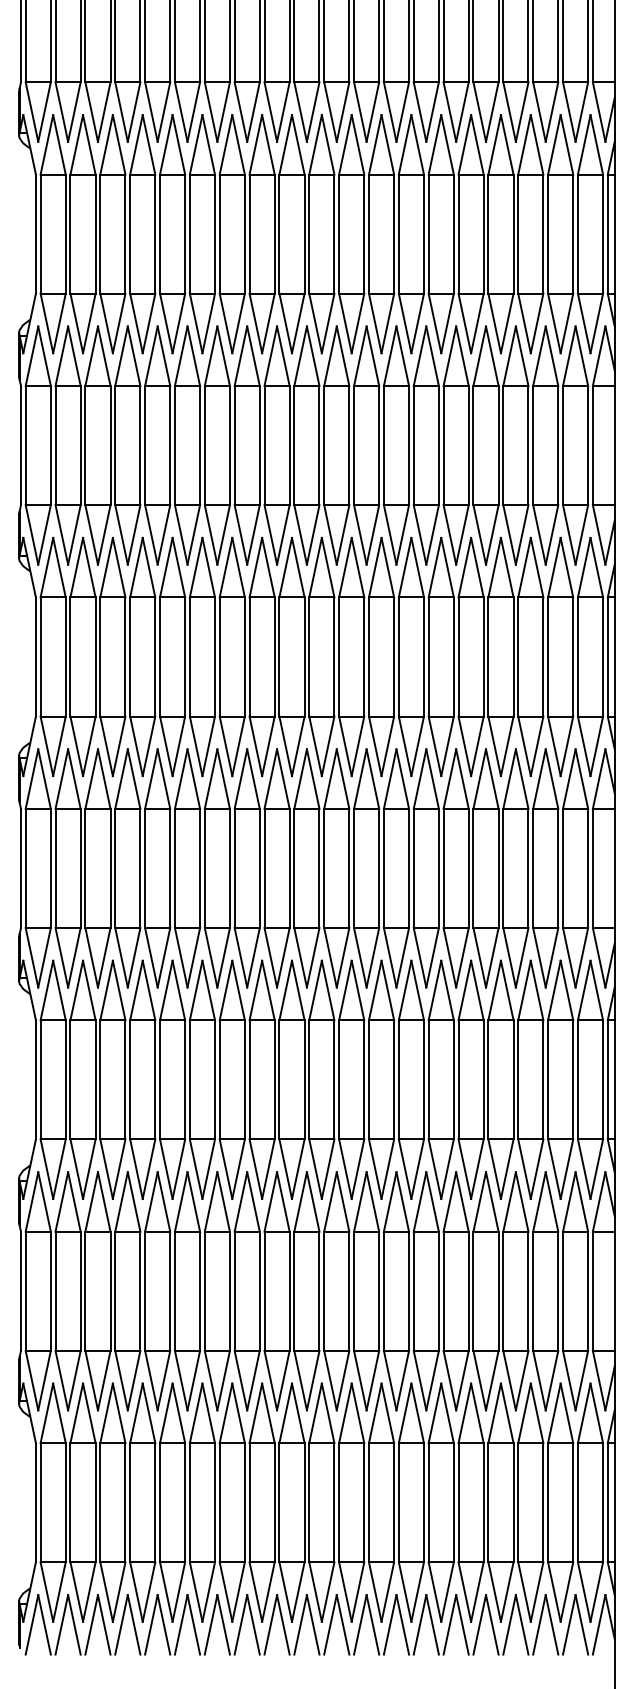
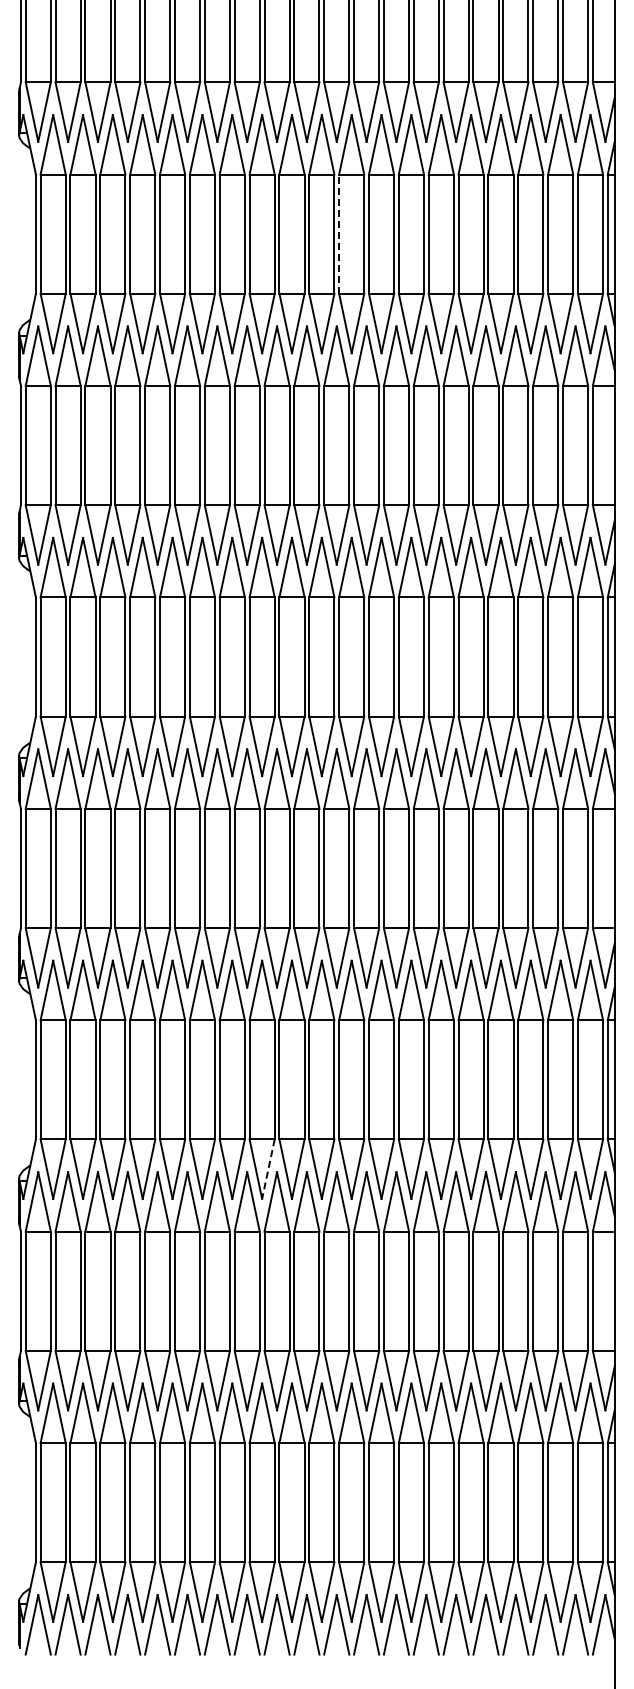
line: solid -> dashed (339, 234)
line: solid -> dashed (268, 1169)
